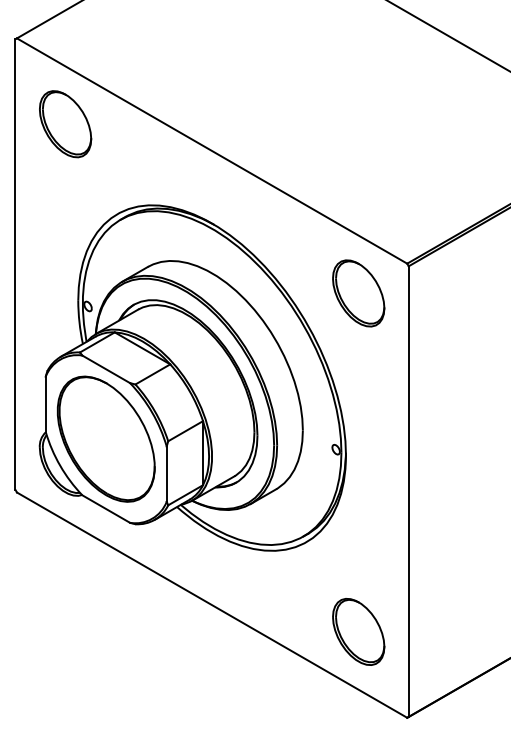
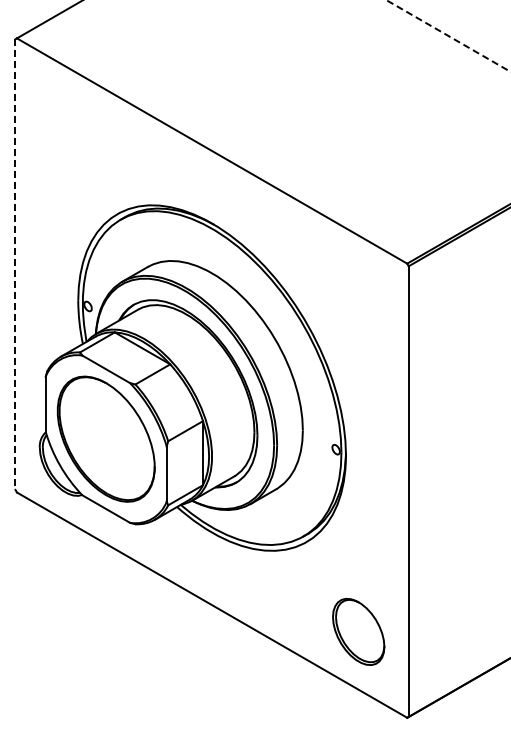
line: solid -> dashed (448, 36)
part: present -> none (65, 124)
line: solid -> dashed (15, 265)
part: present -> none (358, 293)
